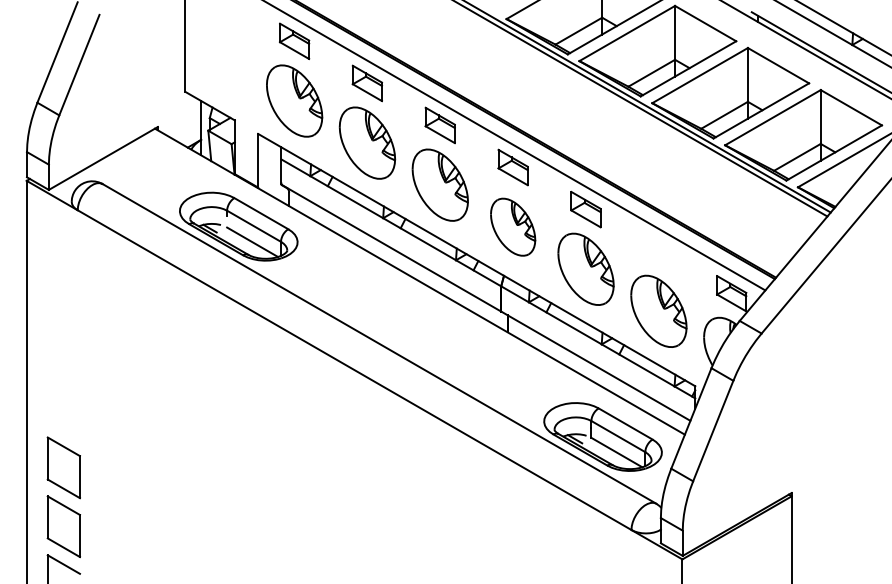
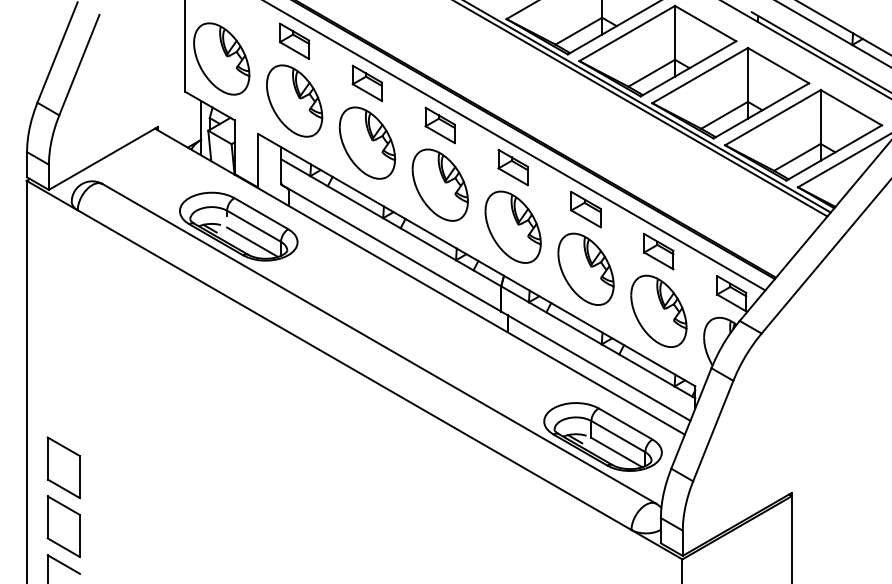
part: none -> present (221, 58)
part size: 47x60 px -> 58x74 px (512, 226)
part: none -> present (658, 251)
